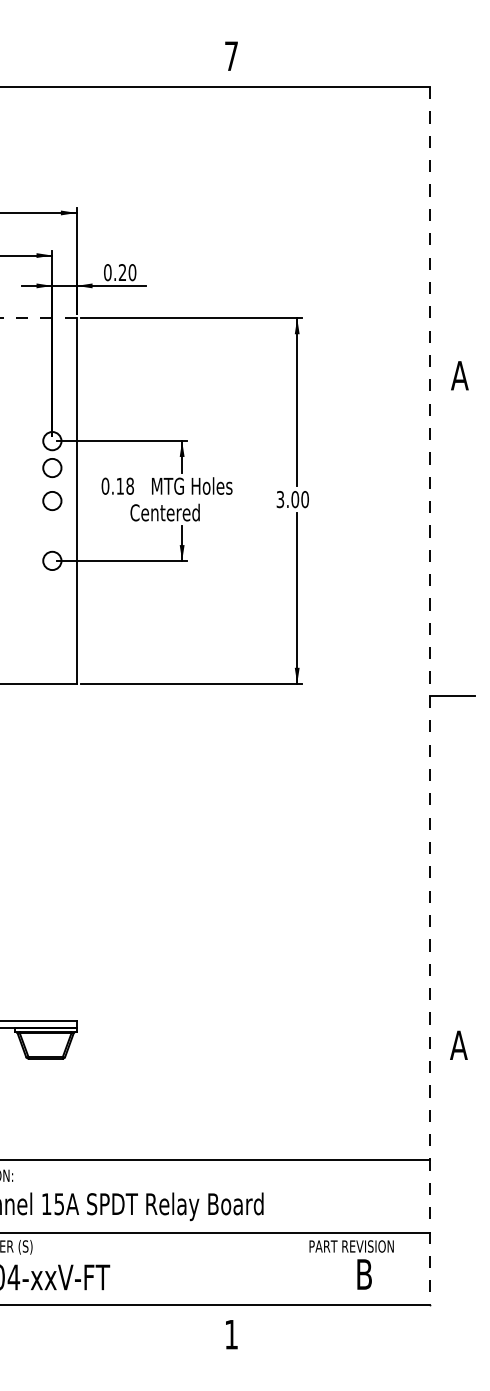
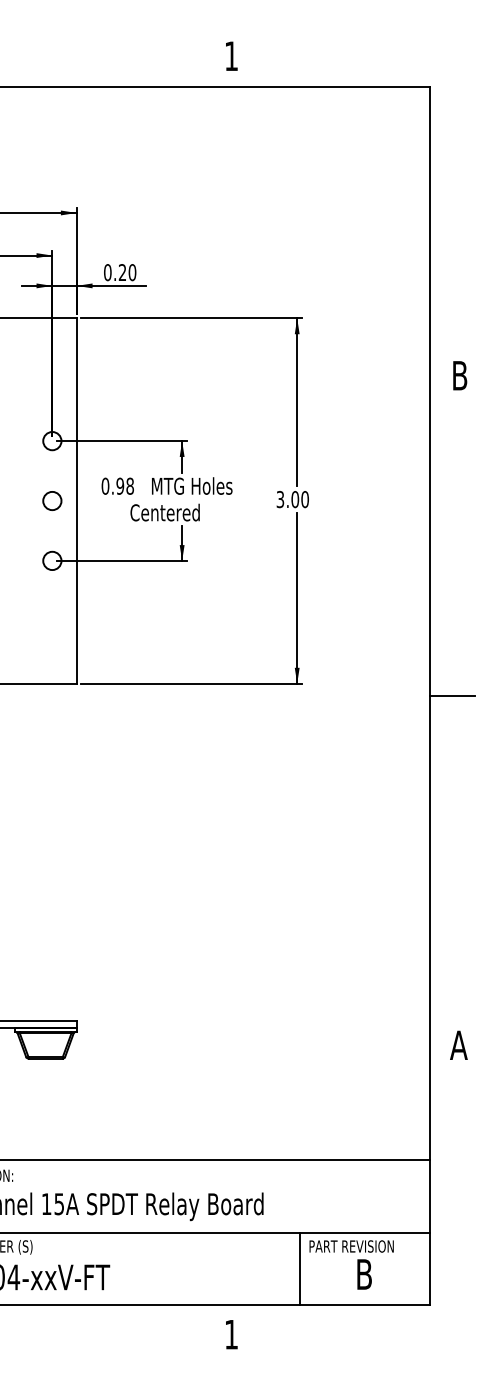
text: 7 -> 1 (231, 55)
line: dashed -> solid (38, 318)
text: A -> B (459, 375)
circle: present -> none (52, 467)
text: 0.18 -> 0.98 (120, 485)
line: dashed -> solid (429, 695)
line: none -> present (300, 1268)
